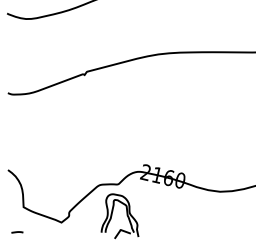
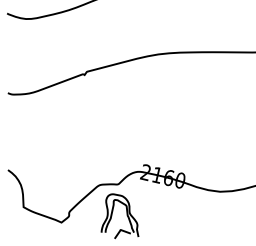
curve: present -> none (17, 232)
